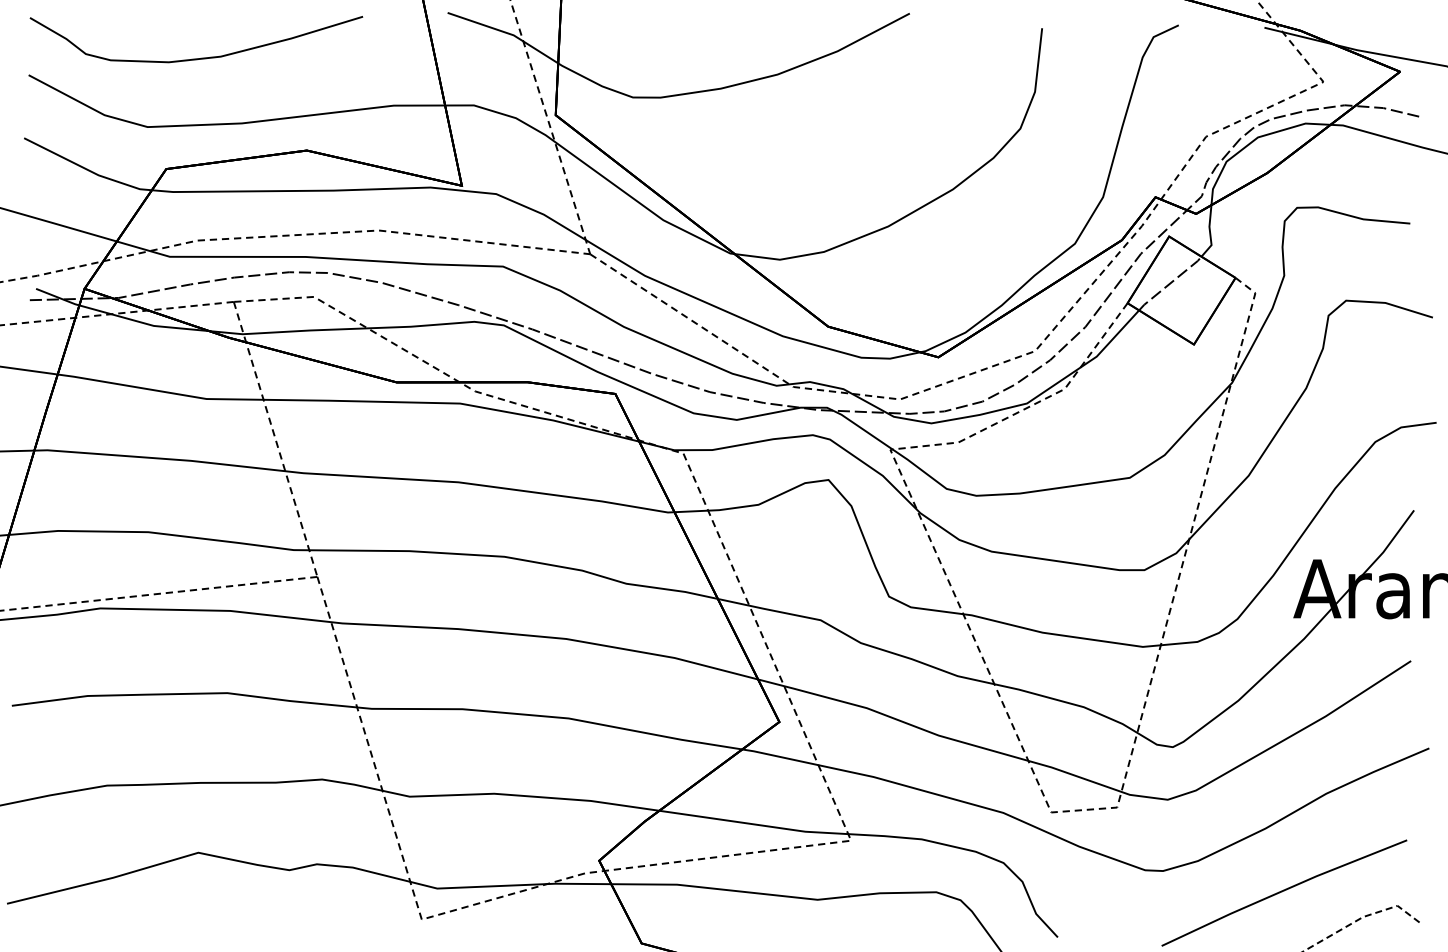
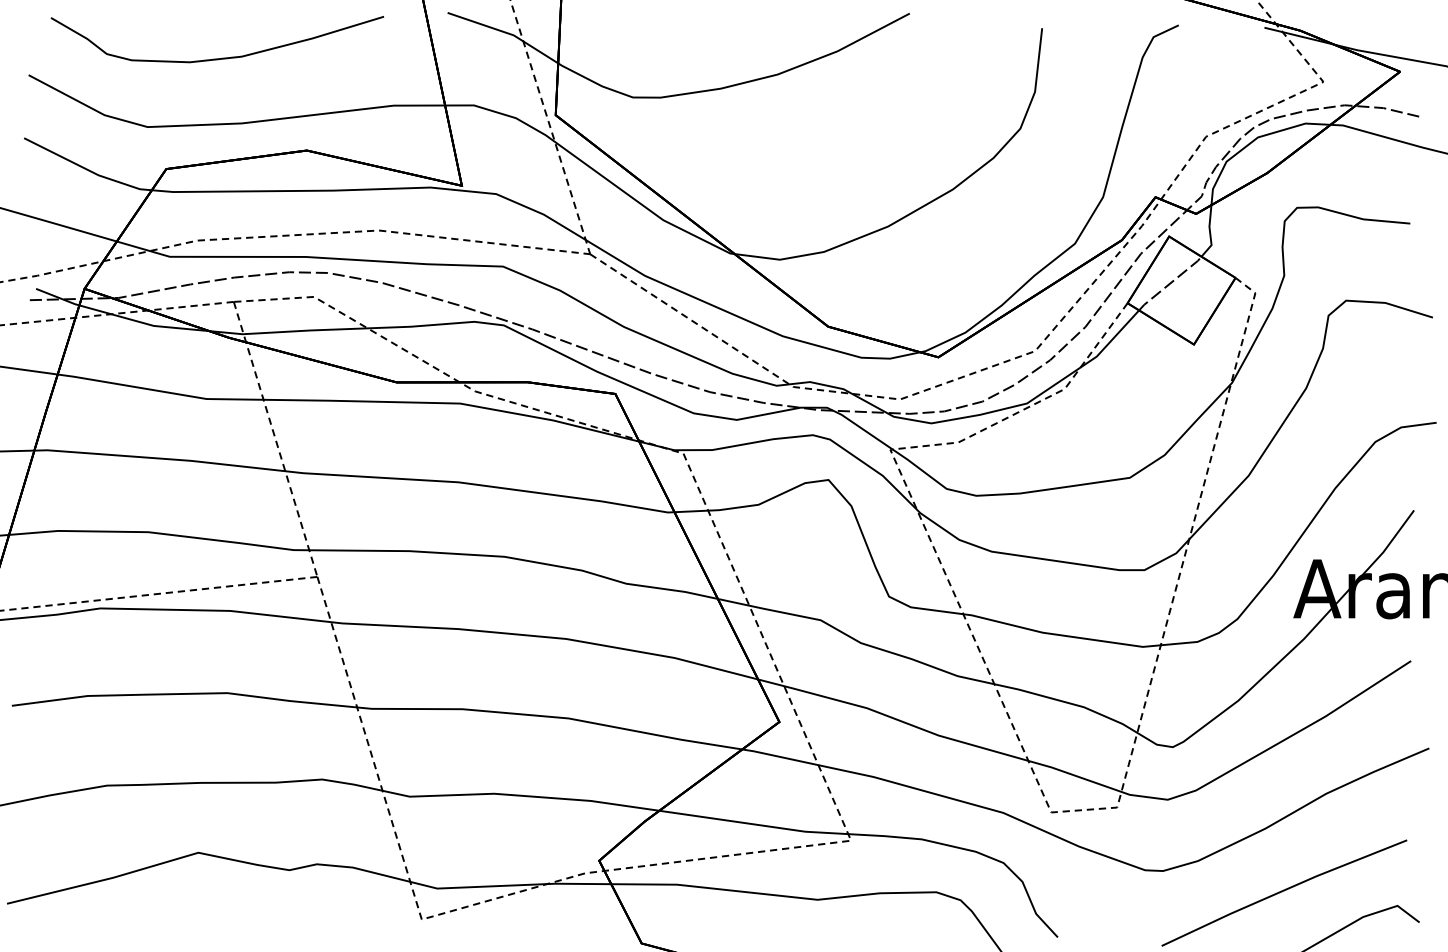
curve position: (201, 57) -> (222, 57) (222, 57)
line: dashed -> solid (1361, 918)
